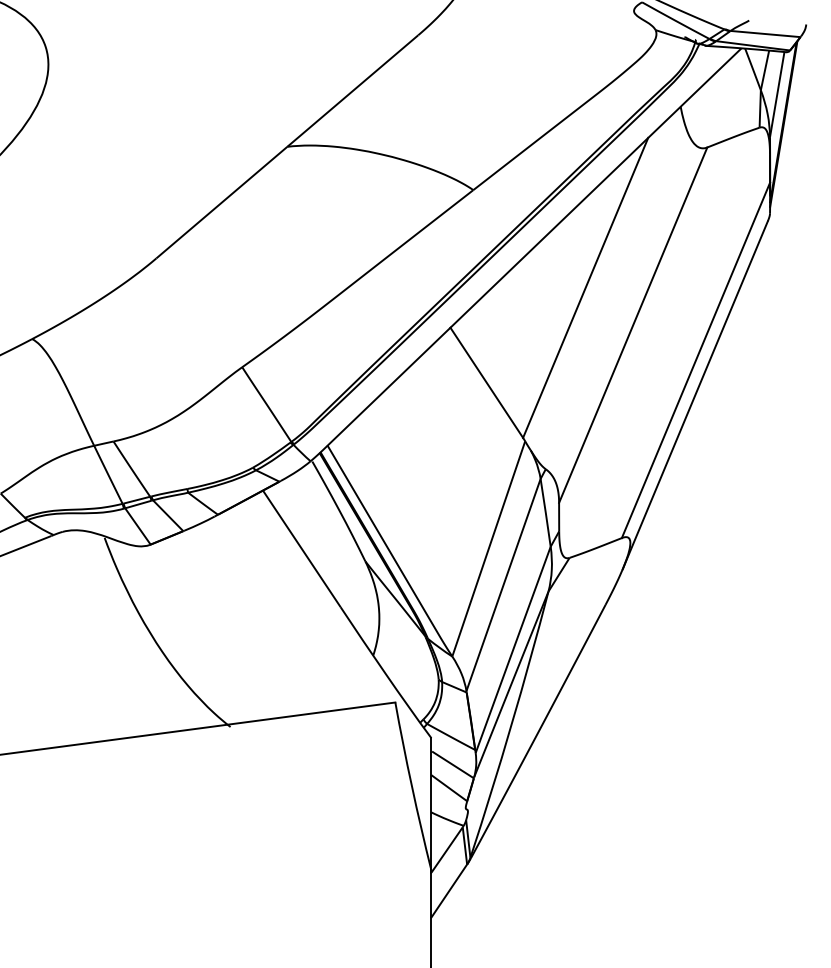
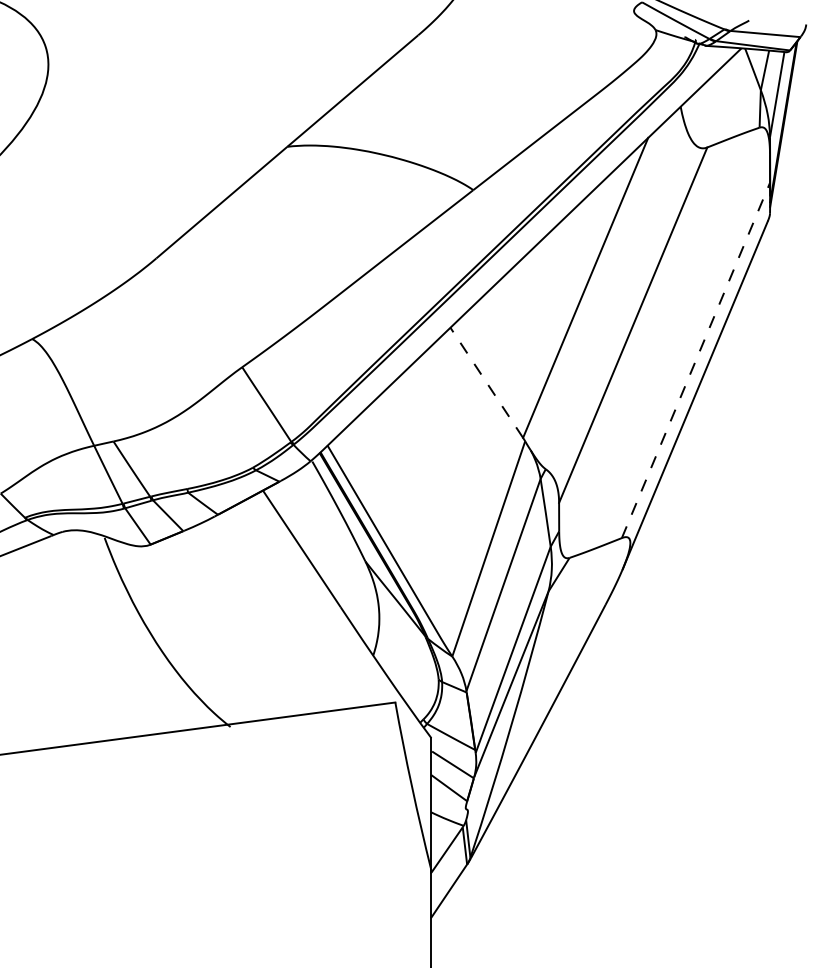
line: solid -> dashed (695, 360)
line: solid -> dashed (486, 382)
